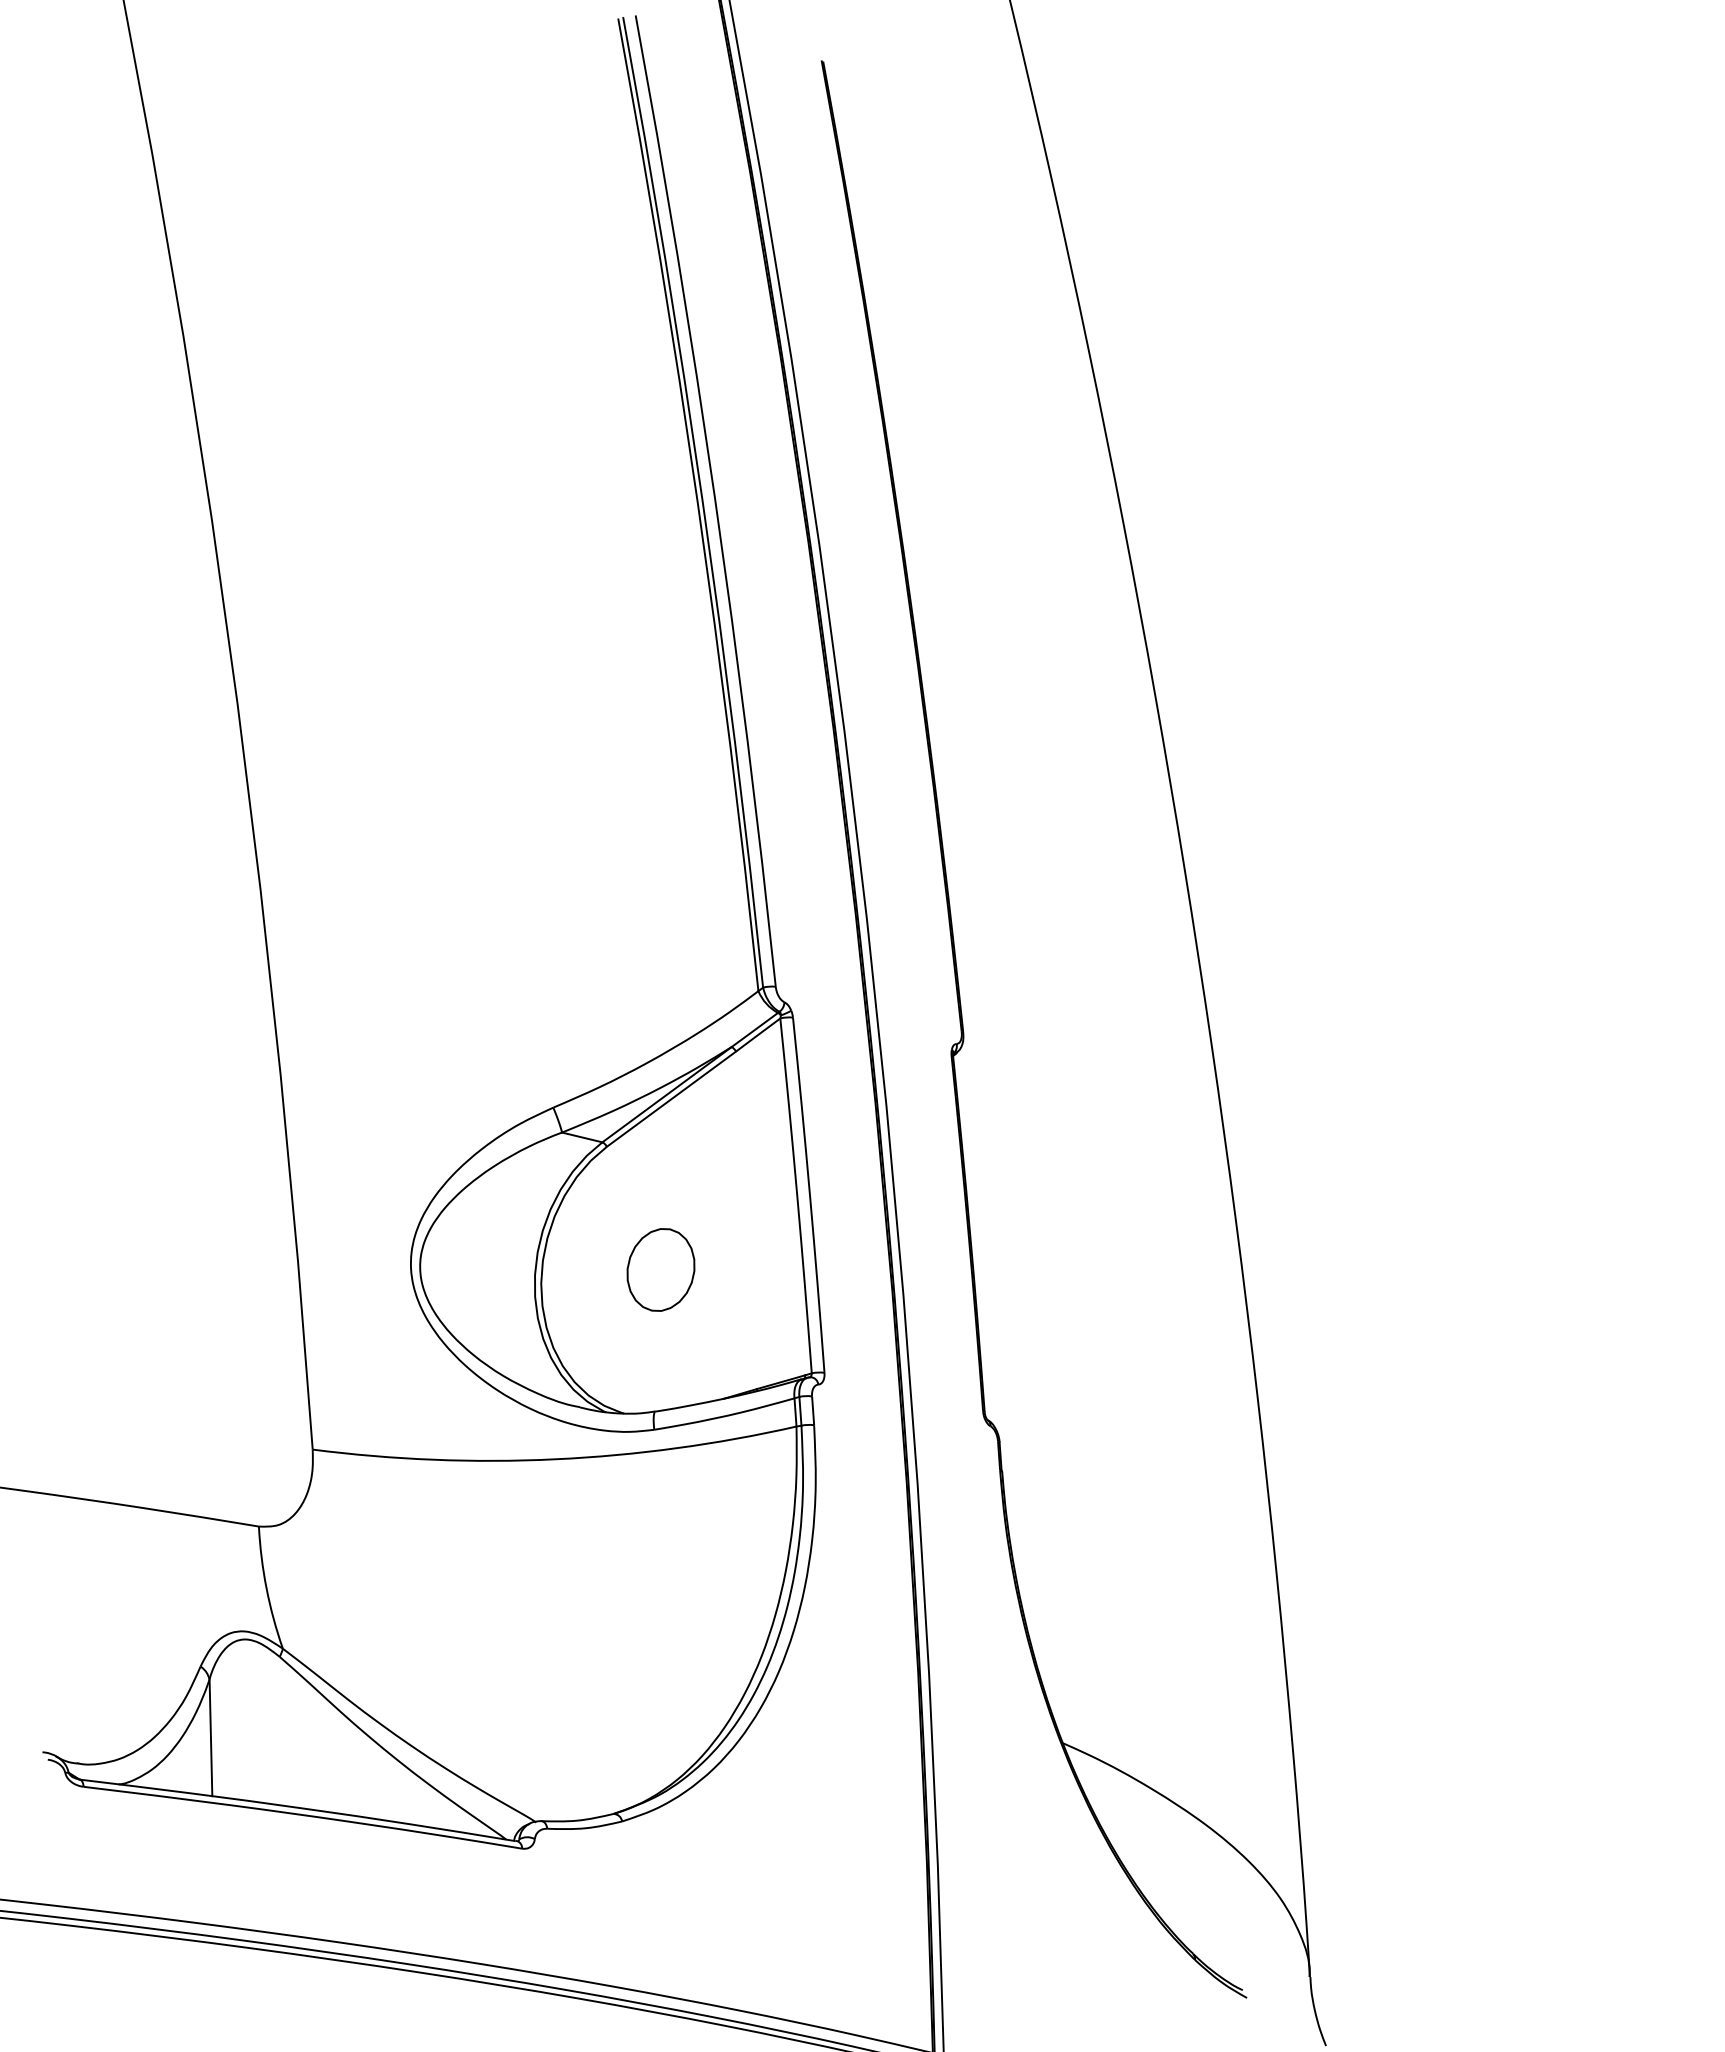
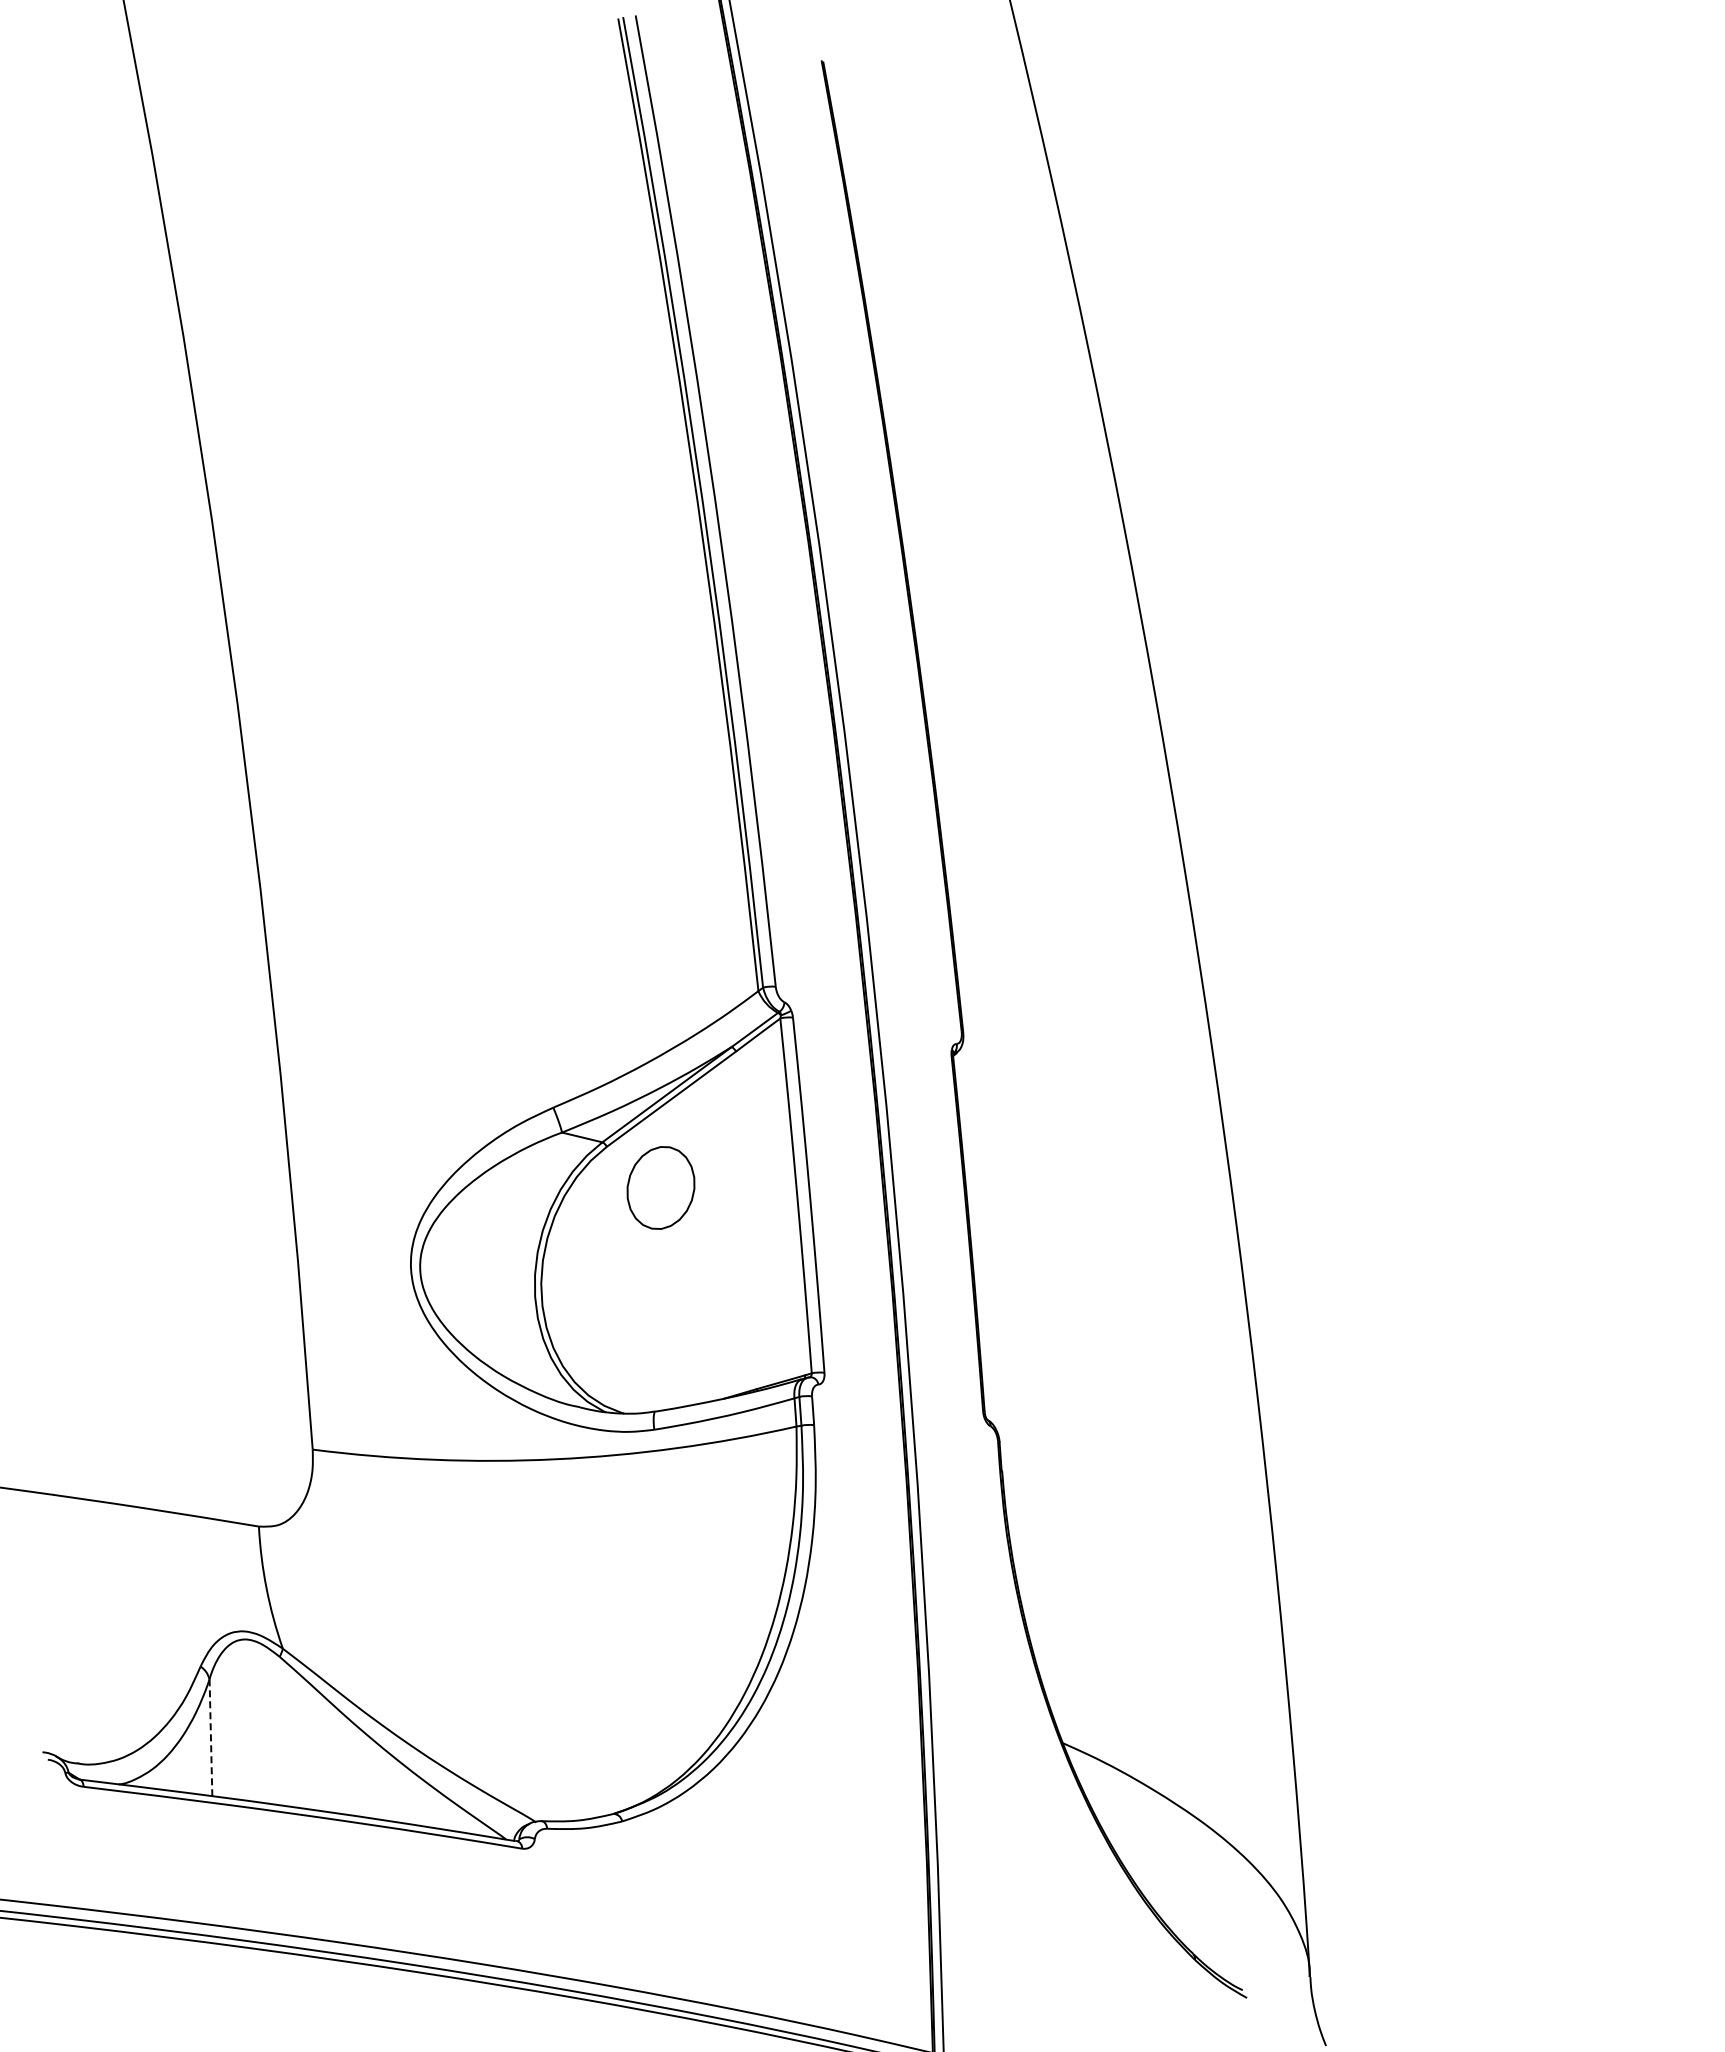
part position: (660, 1269) -> (660, 1187) (660, 1187)
line: solid -> dashed (210, 1738)
